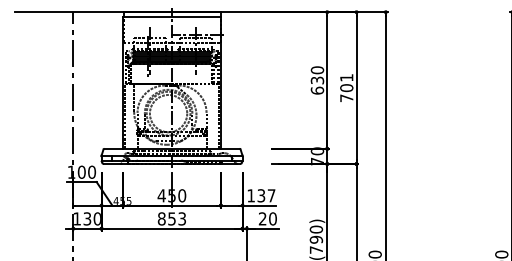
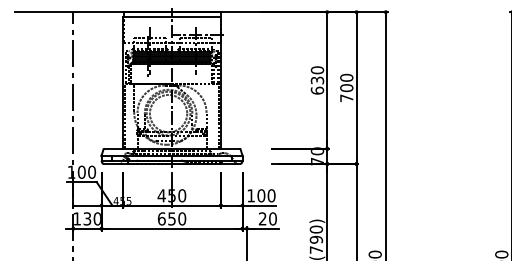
text: 701 -> 700 (346, 77)
text: 137 -> 100 (266, 195)
text: 853 -> 650 (171, 218)
